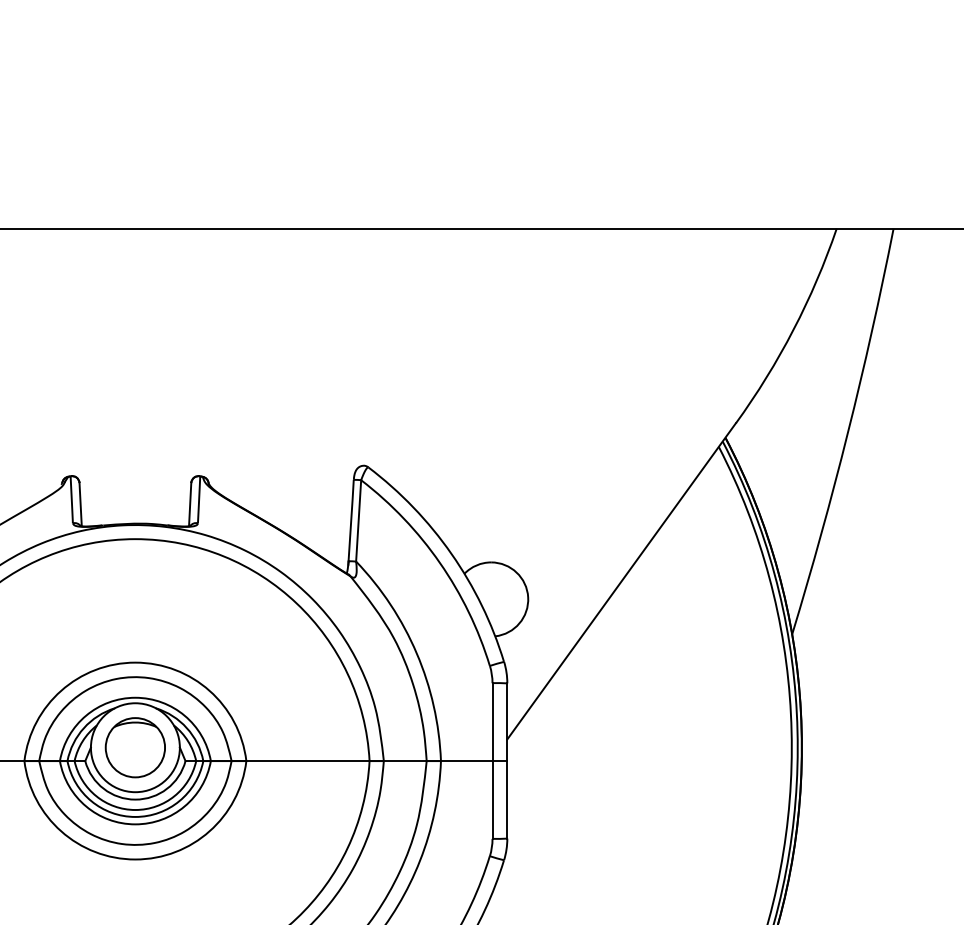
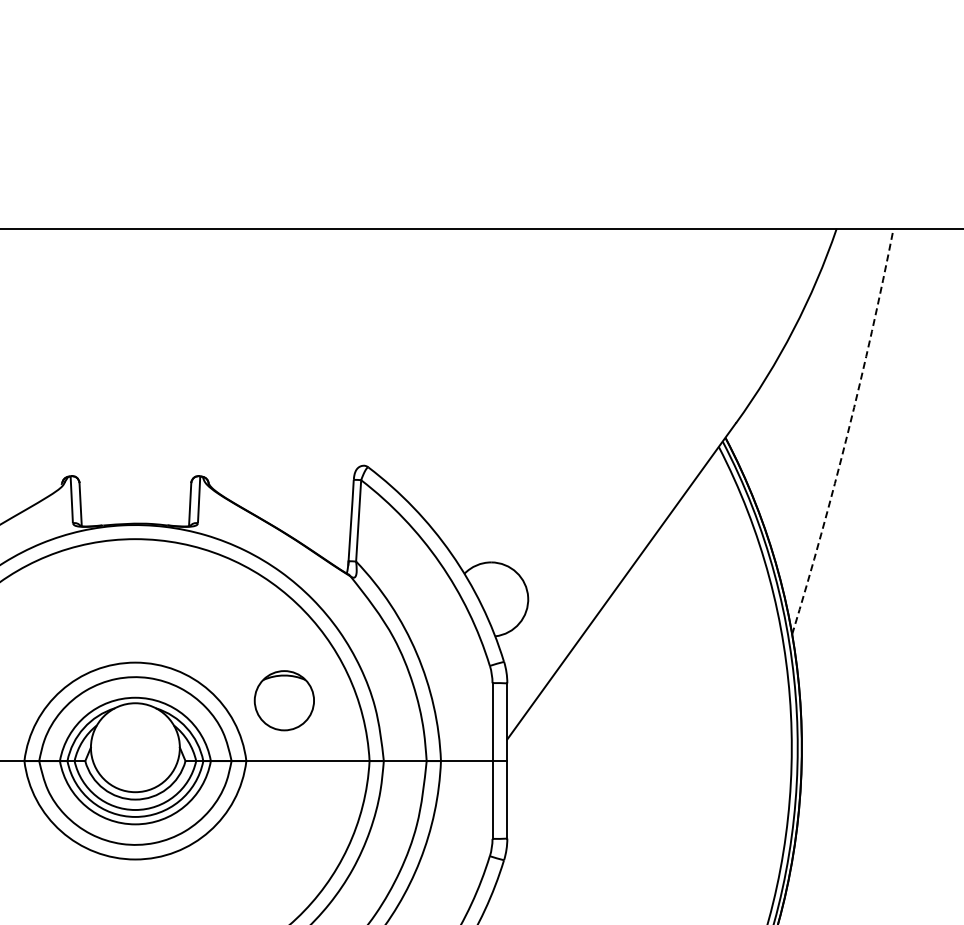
arc: solid -> dashed (847, 432)
part position: (134, 747) -> (283, 700) (283, 700)
